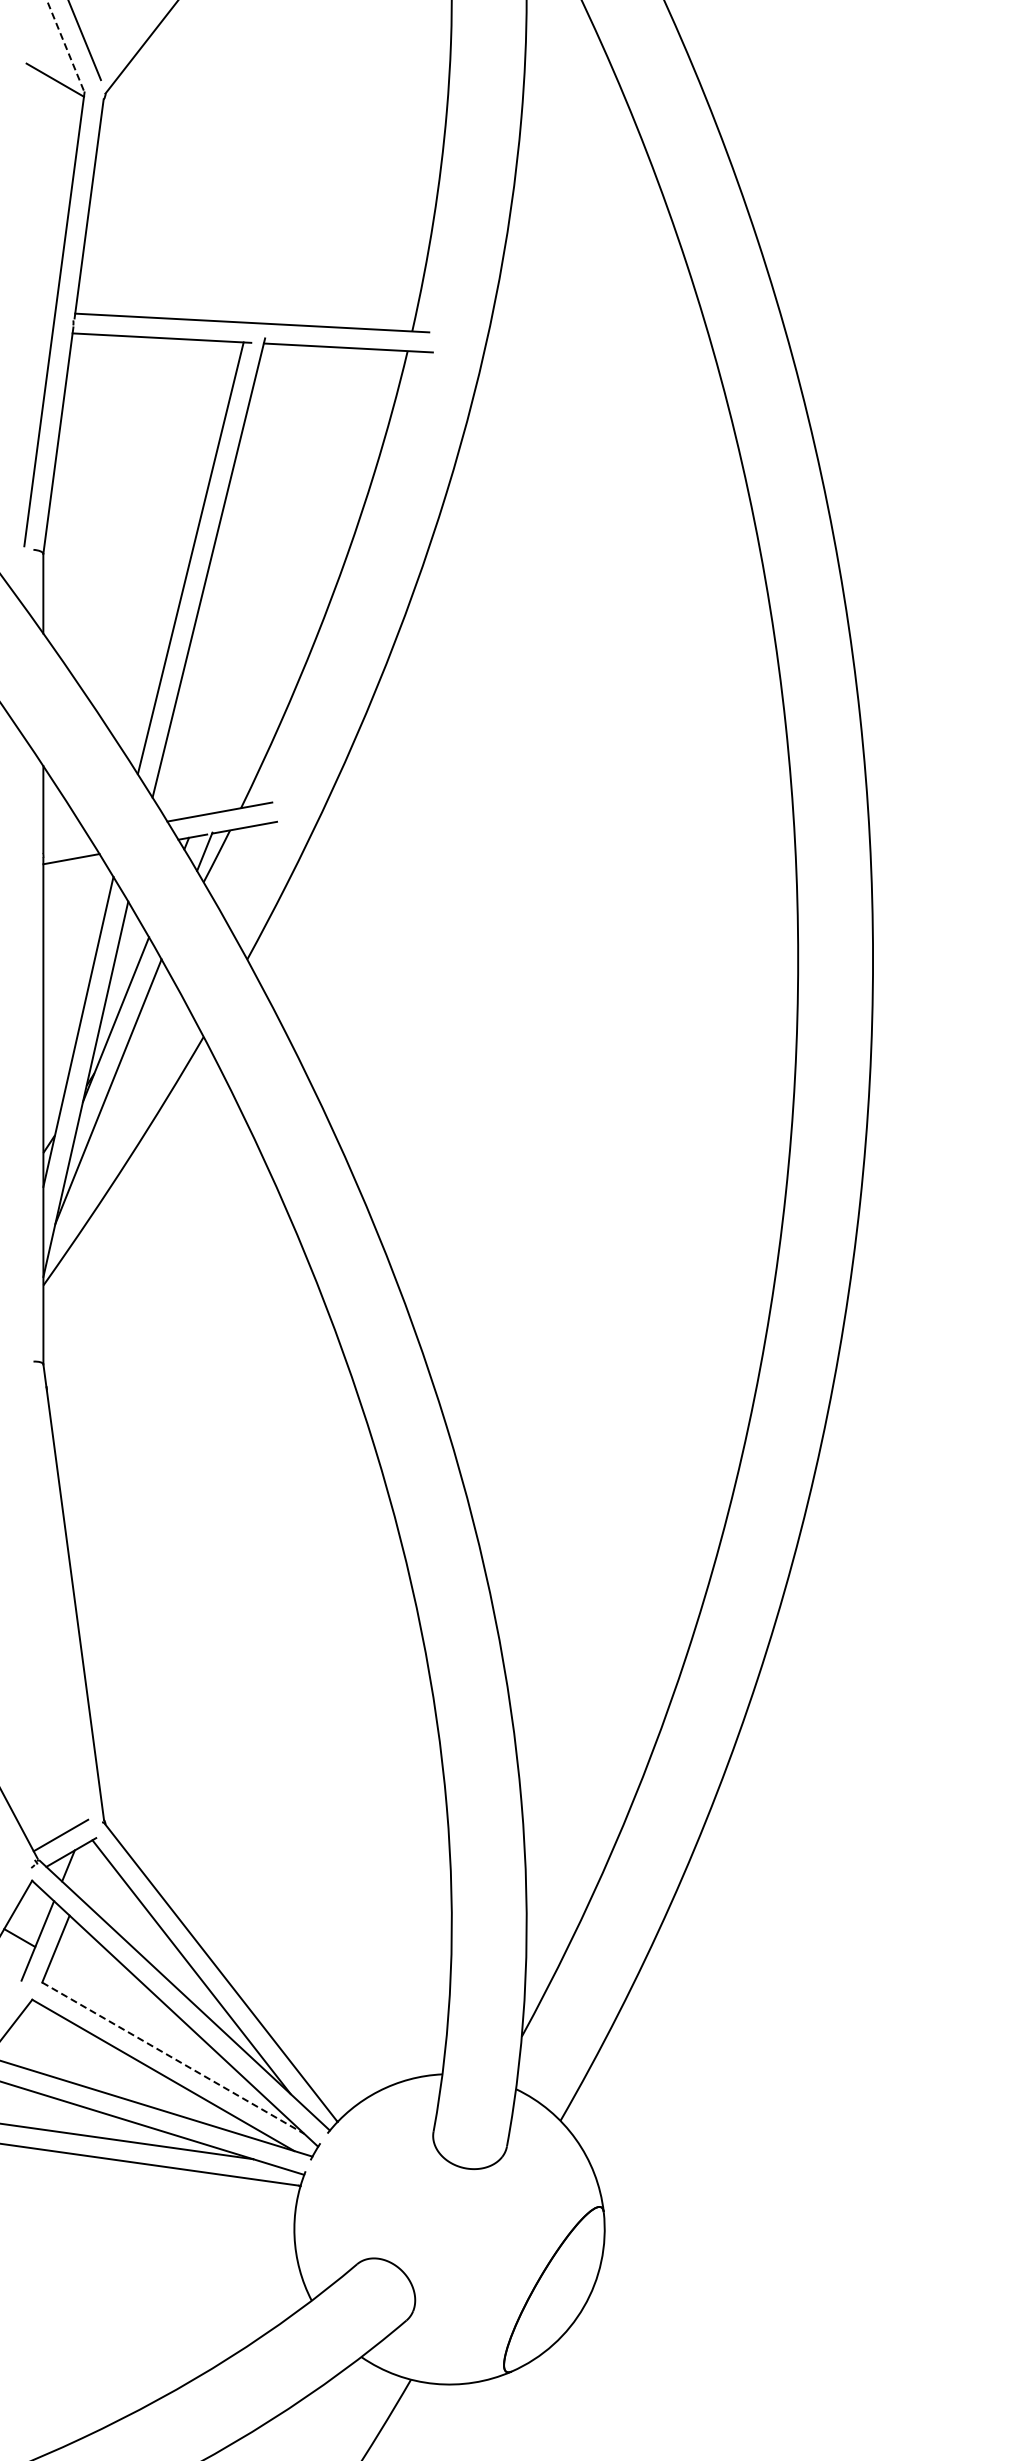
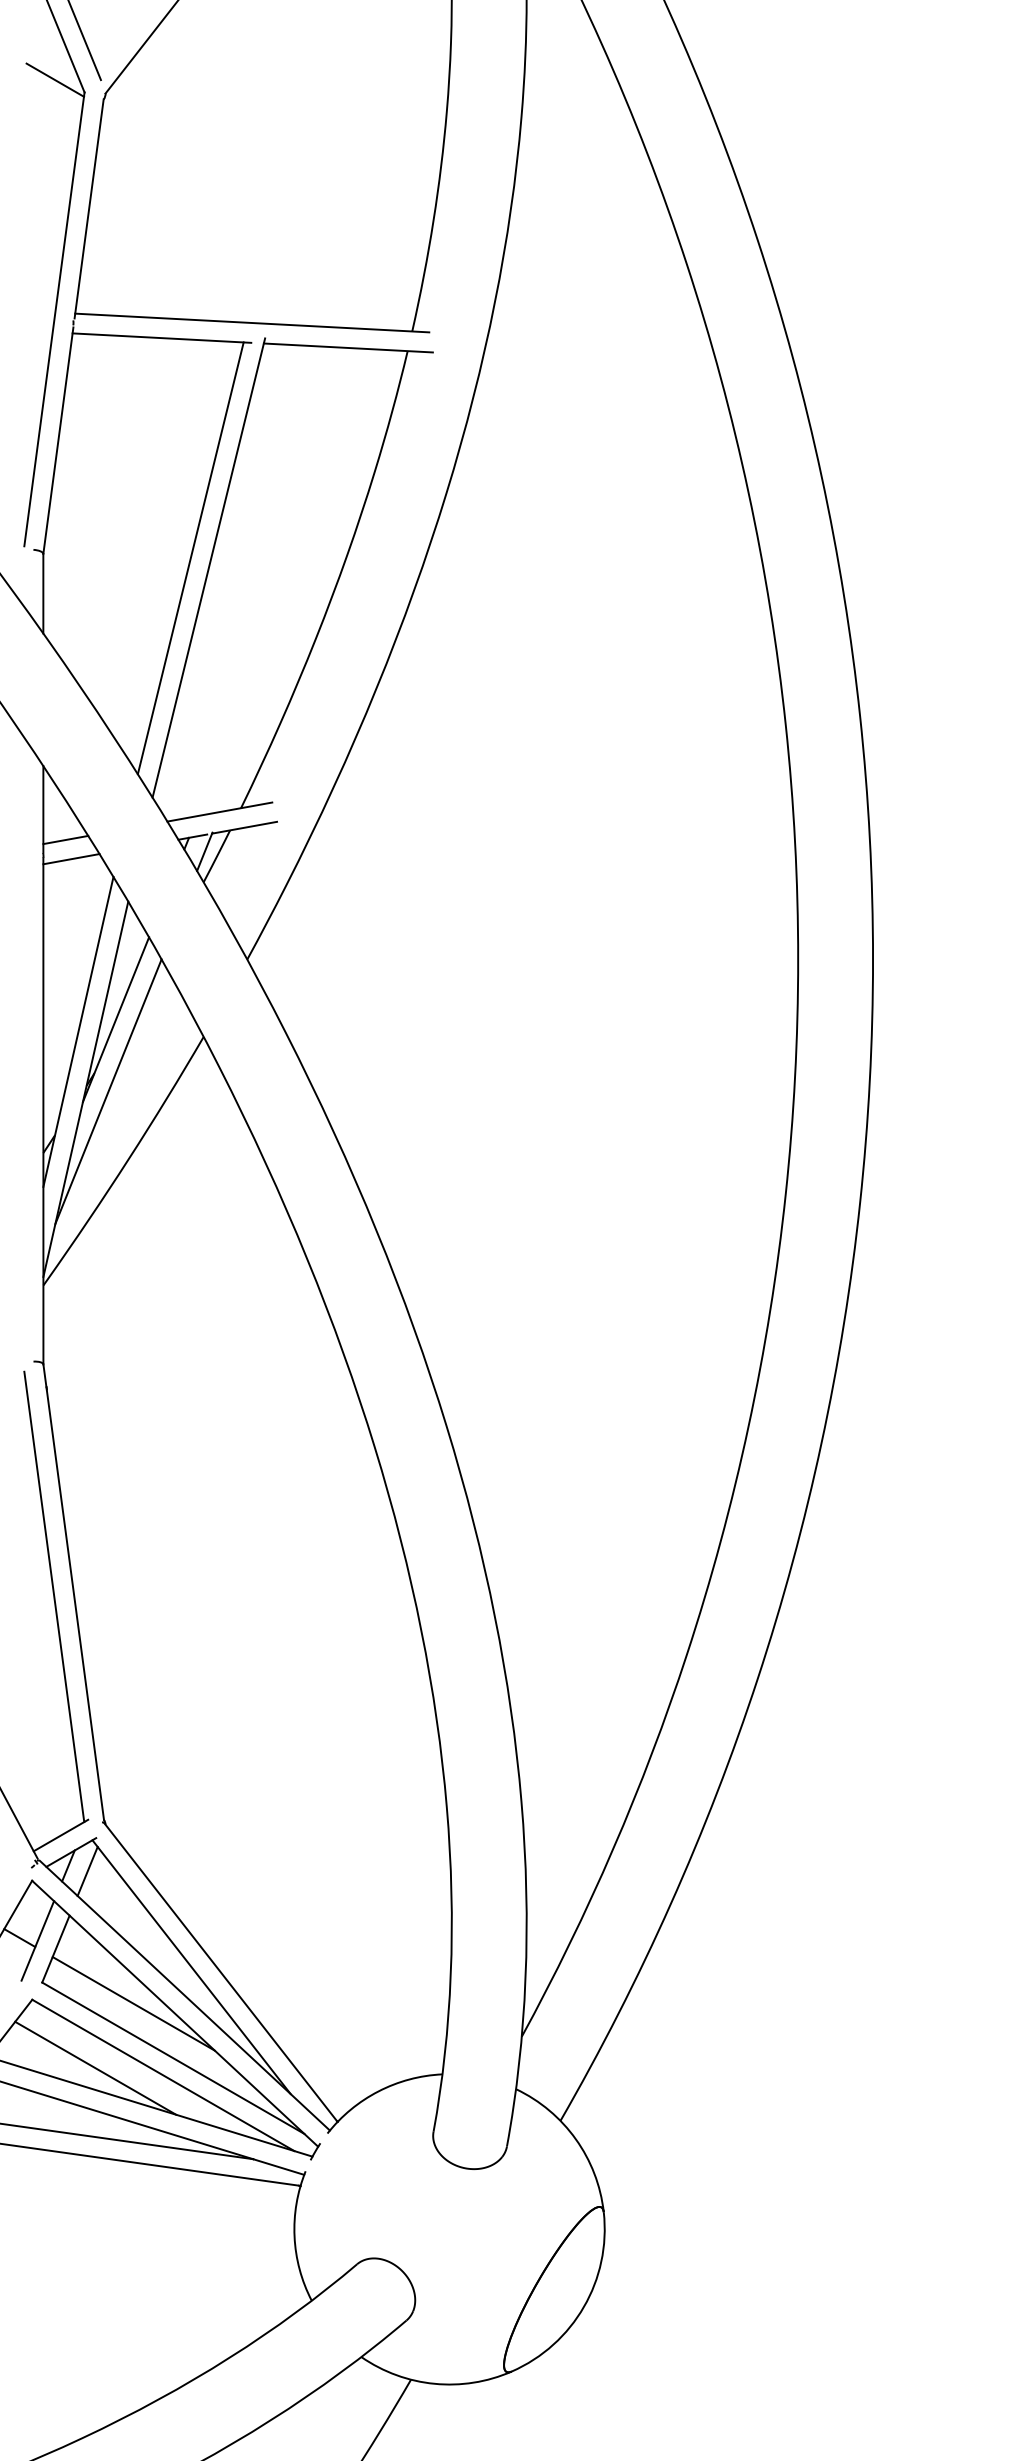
line: dashed -> solid (65, 46)
line: none -> present (65, 839)
line: none -> present (54, 1596)
line: none -> present (87, 1870)
line: none -> present (133, 2003)
line: dashed -> solid (173, 2058)
line: none -> present (95, 2067)
